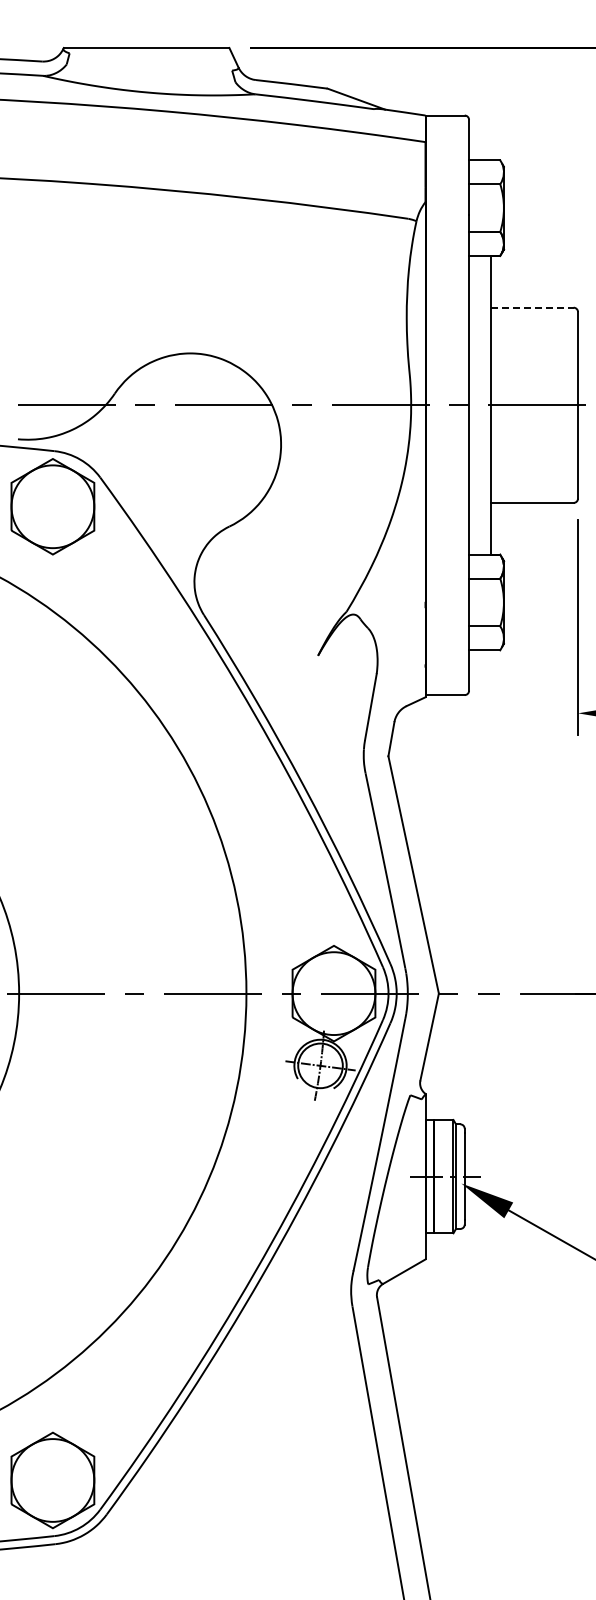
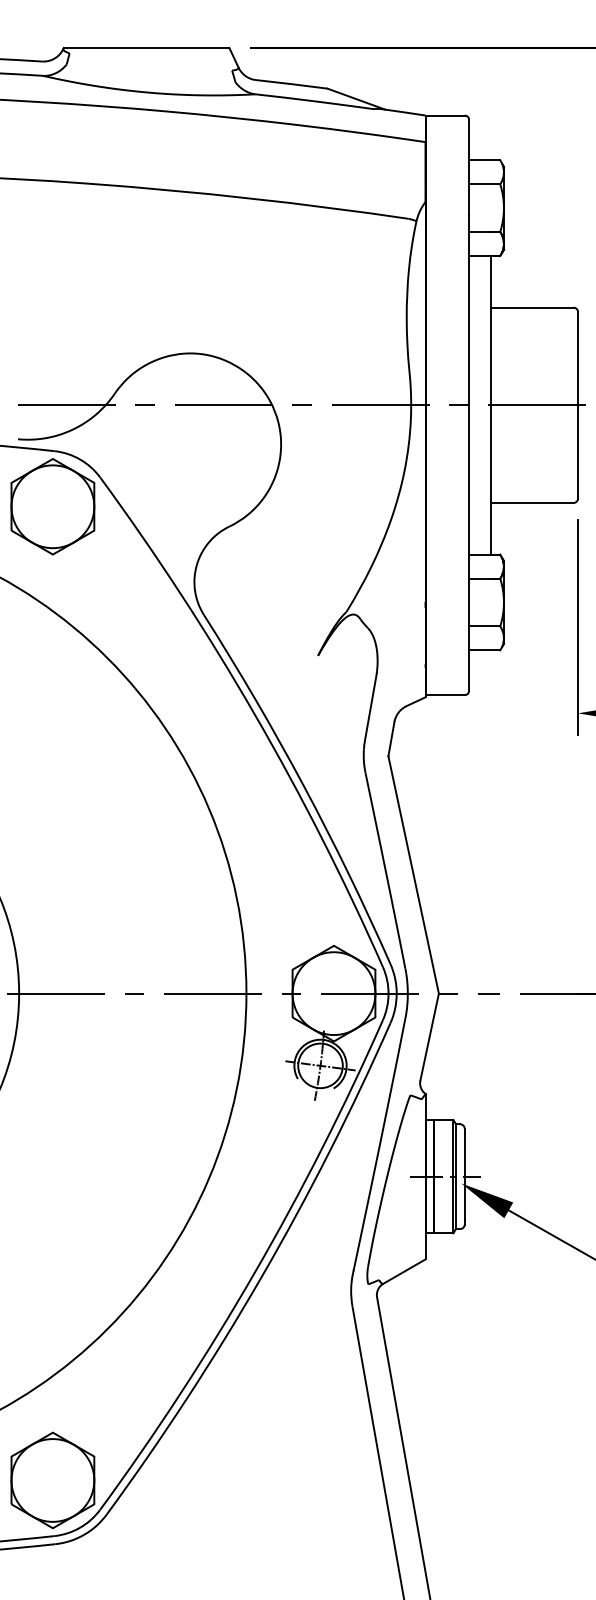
line: dashed -> solid (532, 307)
